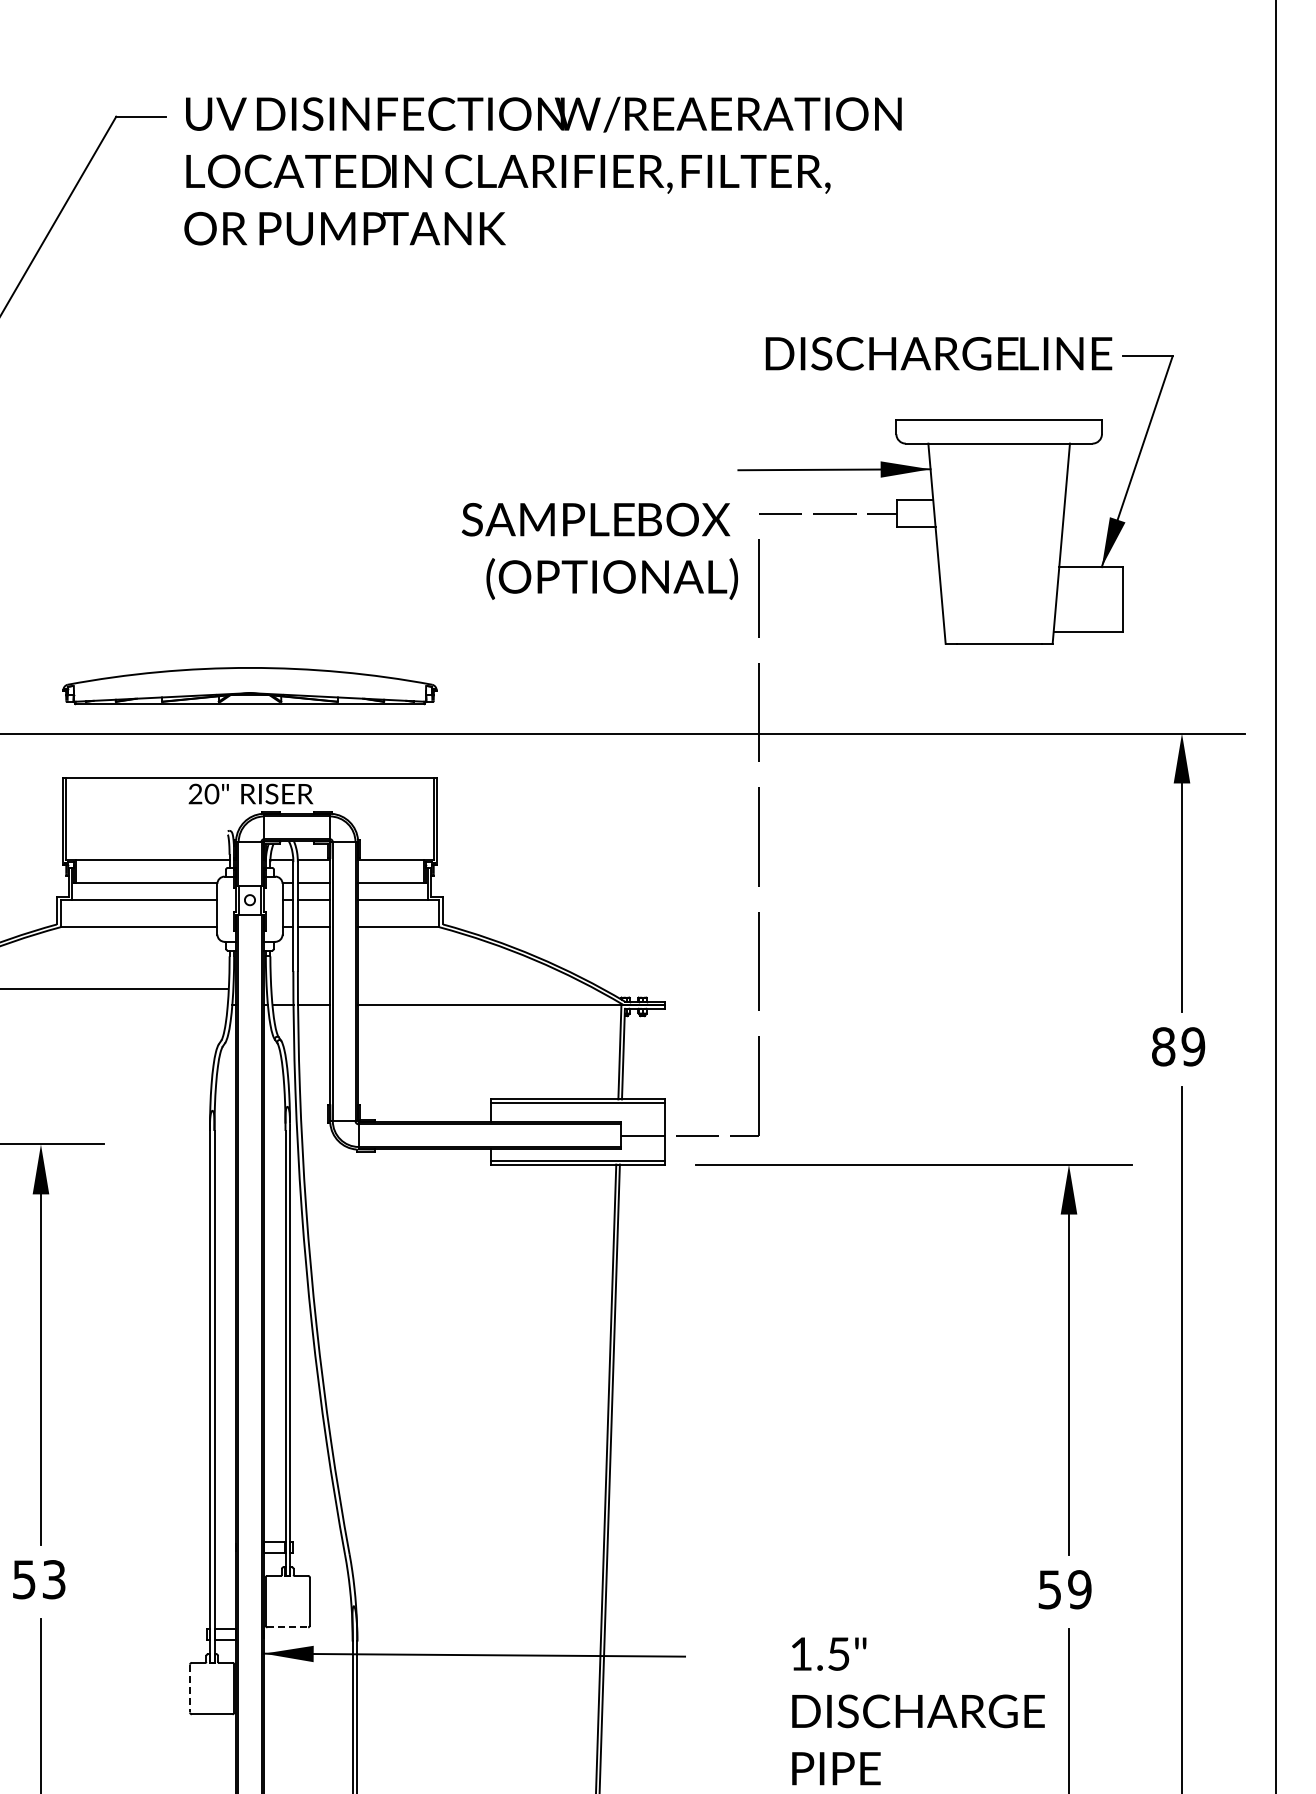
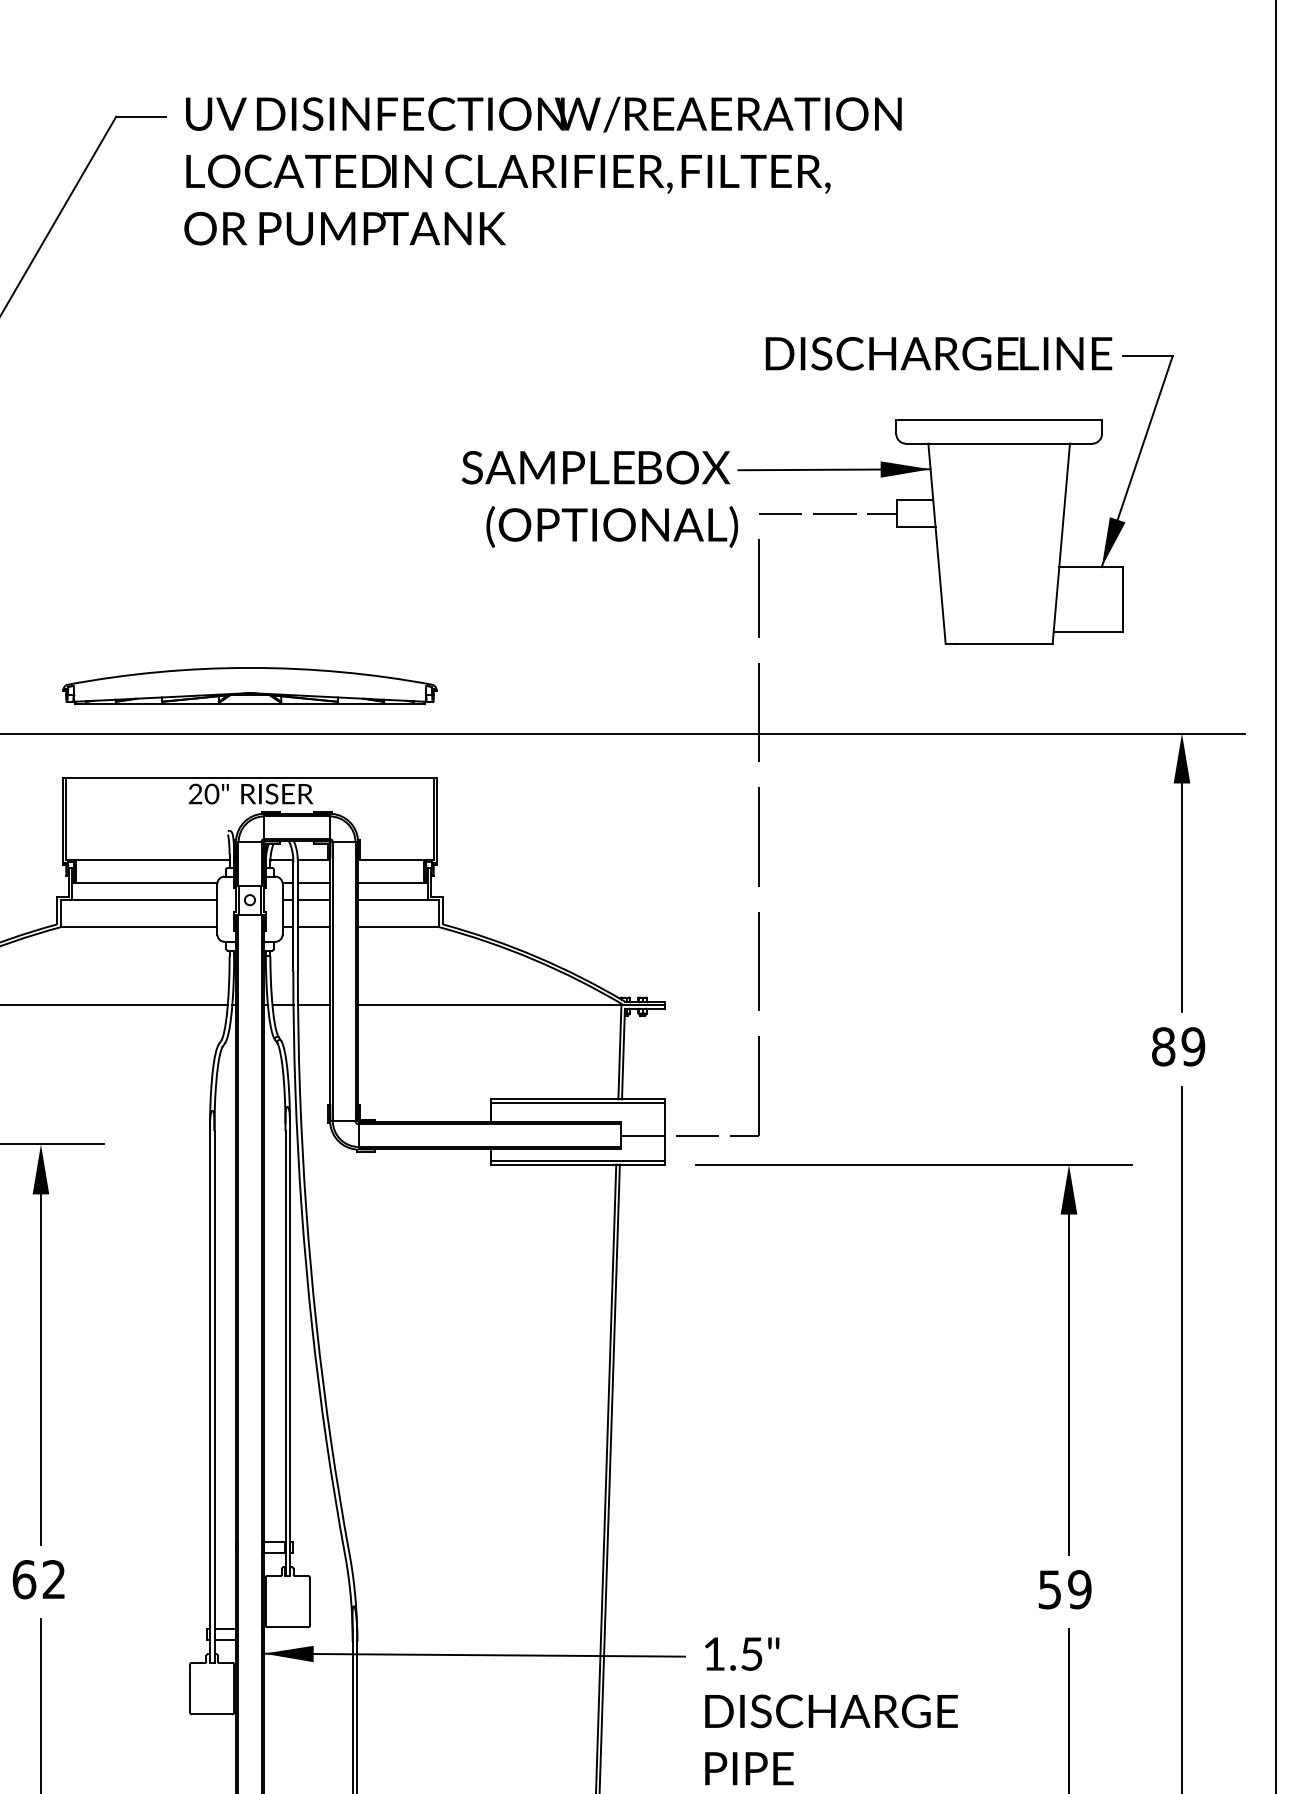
text position: (599, 551) -> (599, 499) (599, 499)
line position: (114, 989) -> (114, 1005) (114, 1005)
text: 53 -> 62 (38, 1579)
line: dashed -> solid (288, 1627)
line: dashed -> solid (190, 1688)
text position: (918, 1711) -> (831, 1711) (831, 1711)
